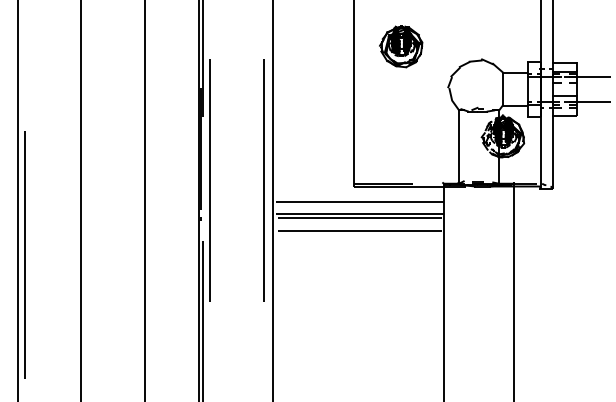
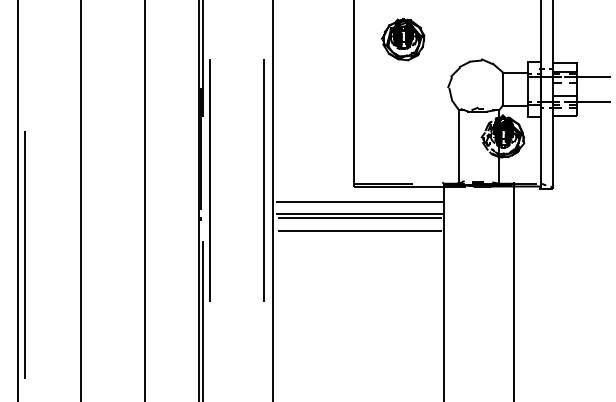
part position: (401, 46) -> (403, 39) (403, 39)
